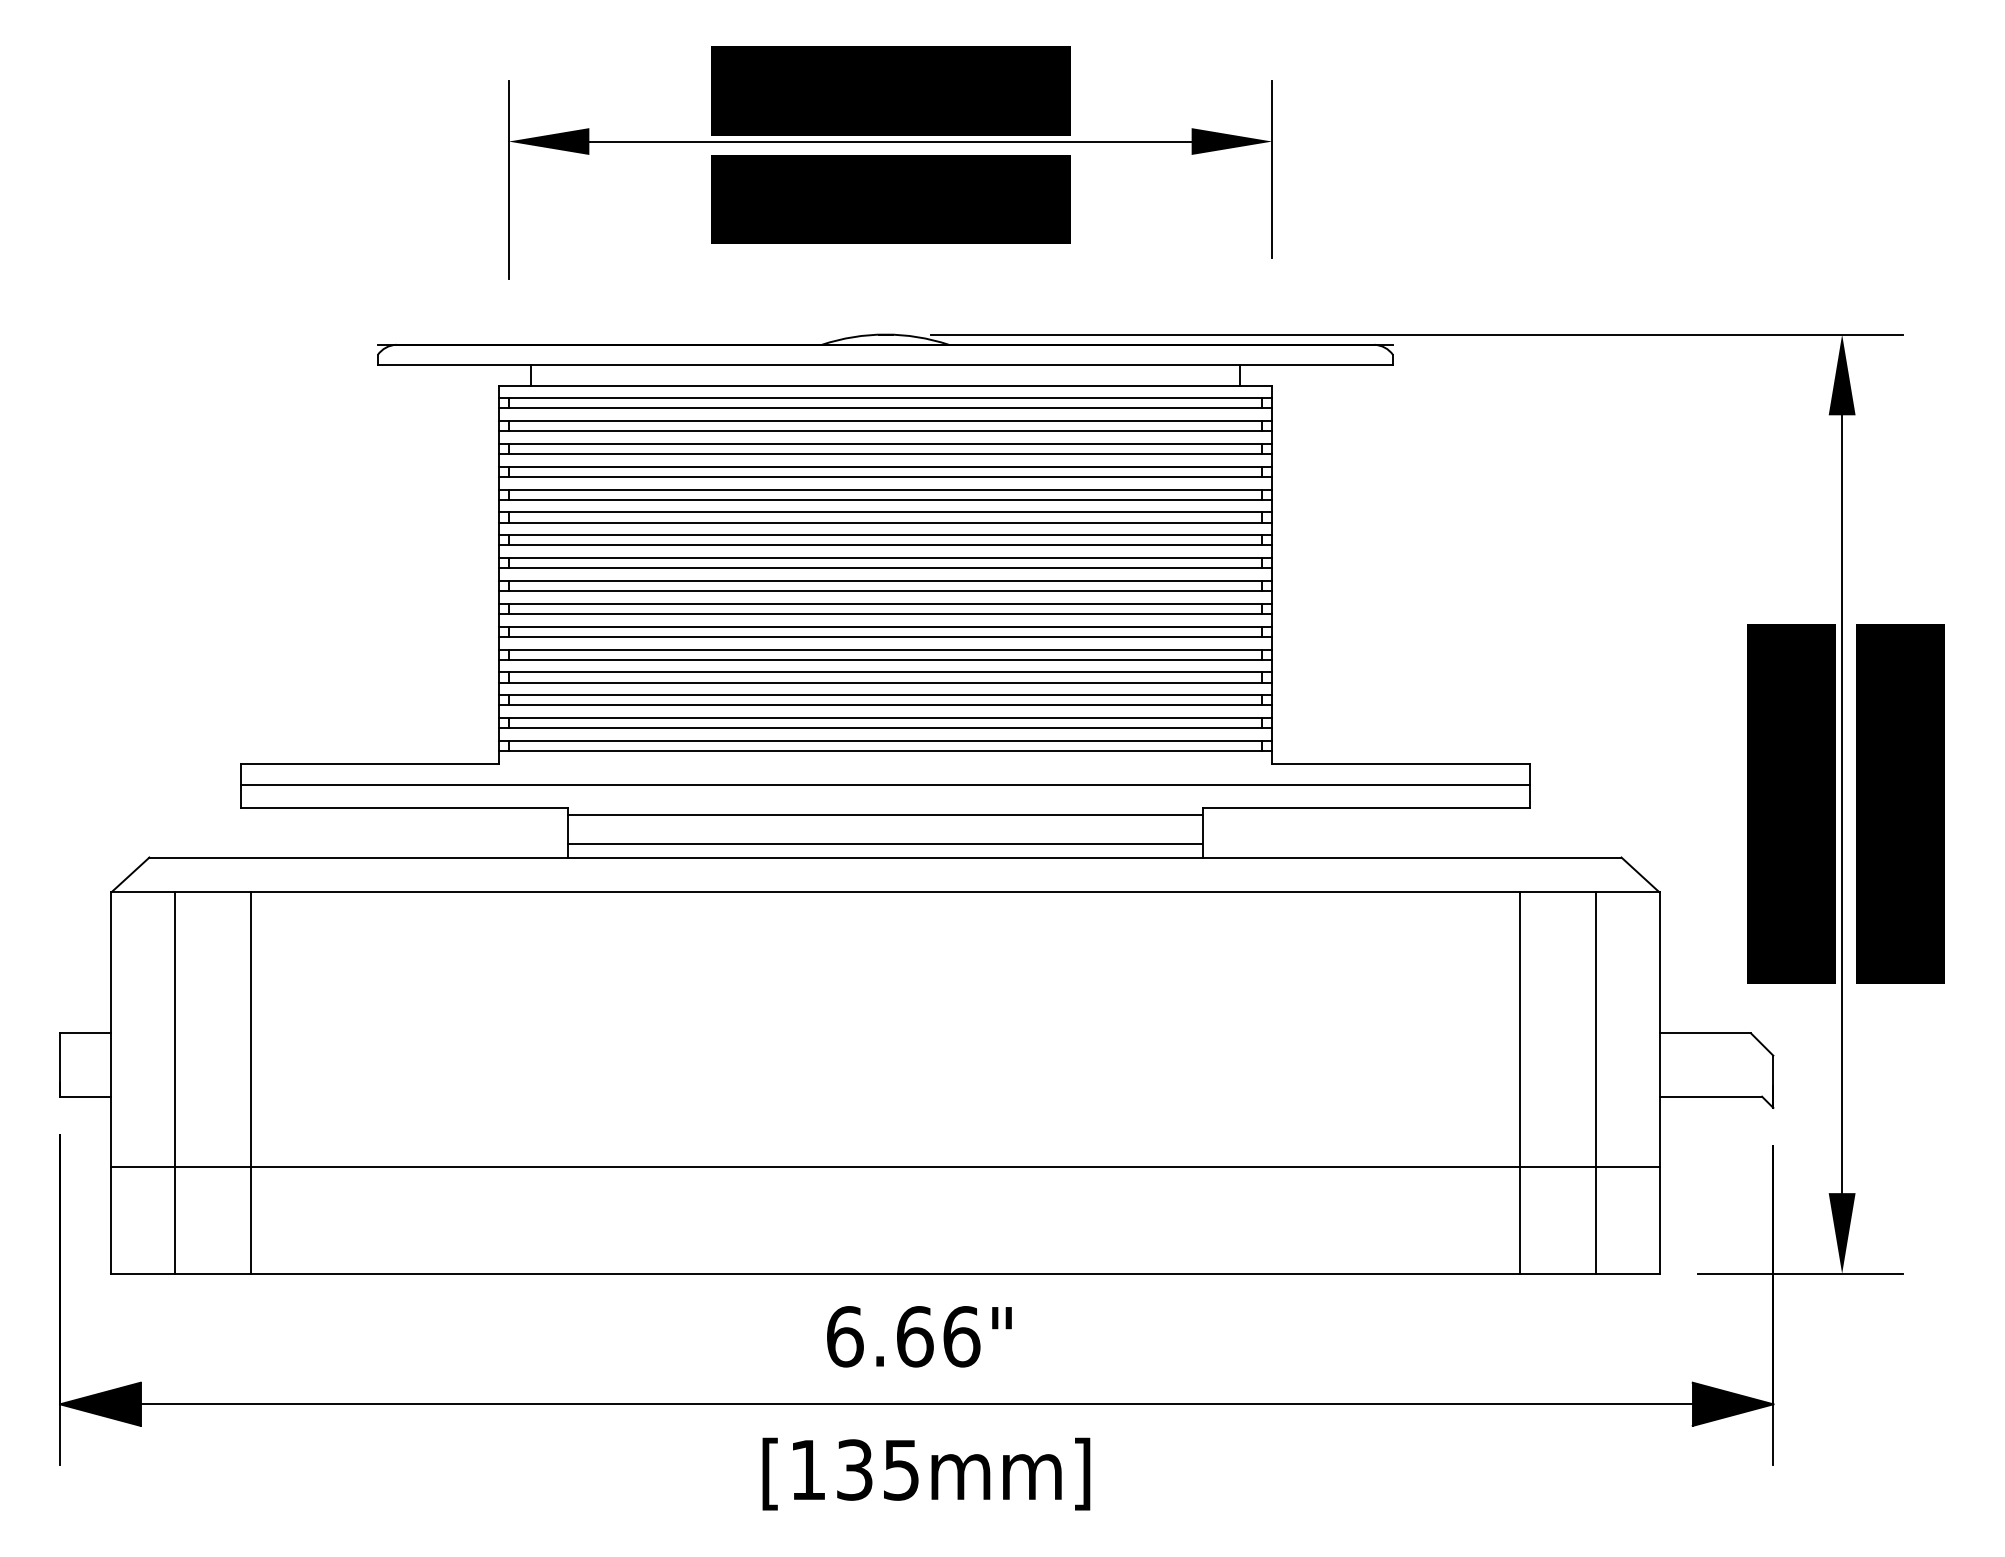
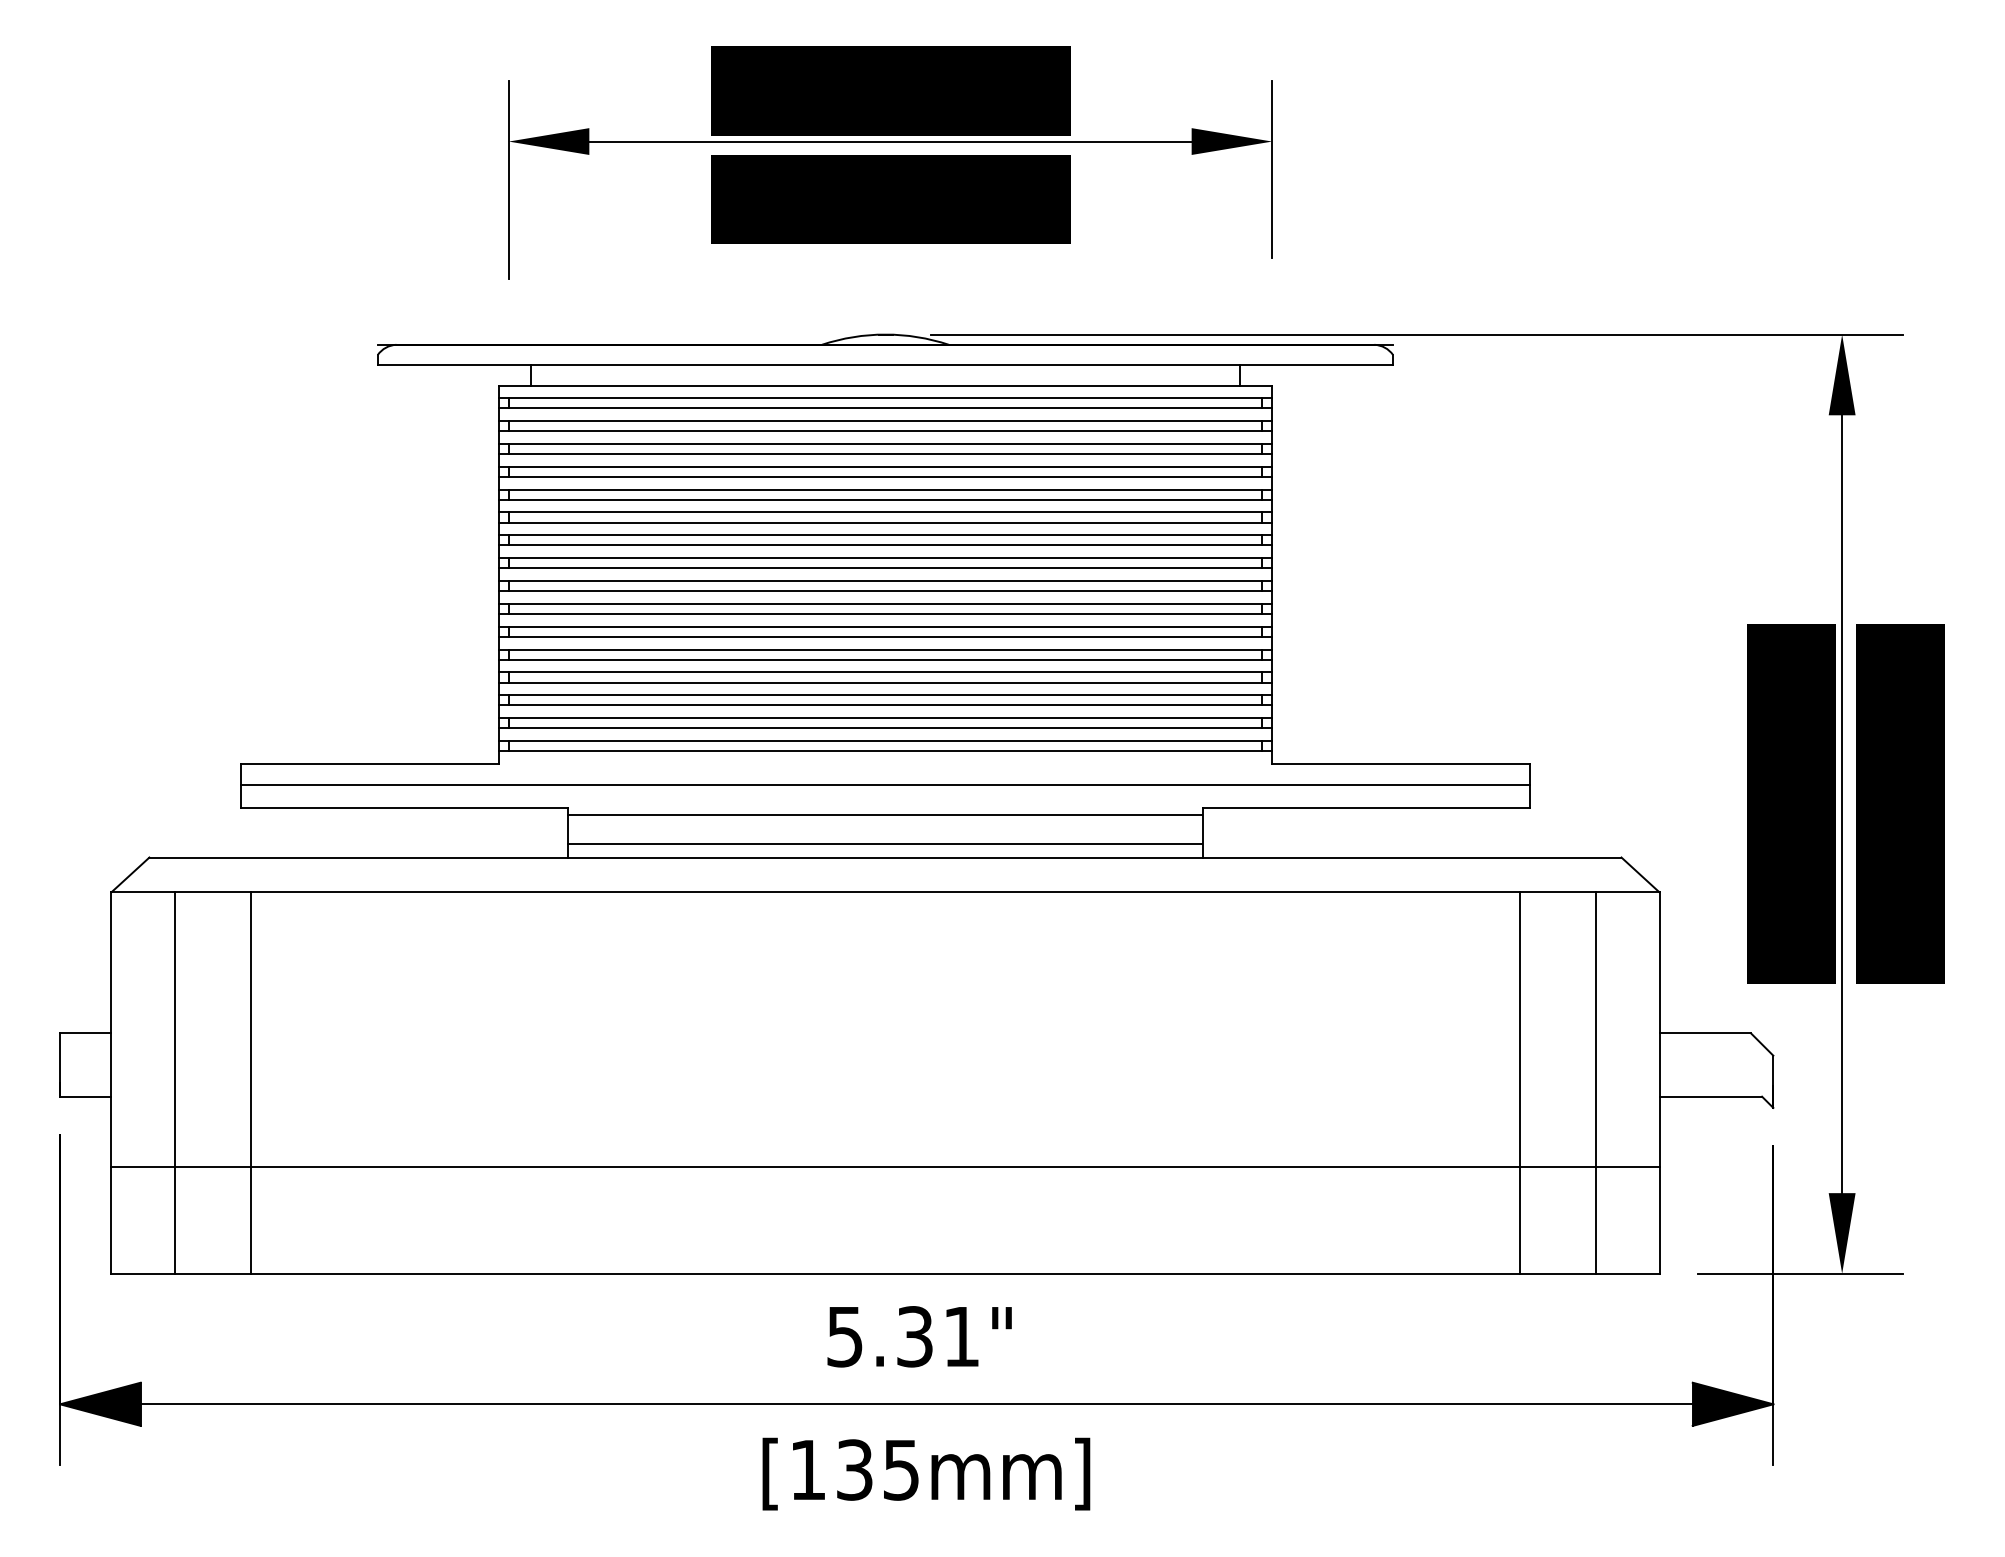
text: 6.66" -> 5.31" (903, 1336)
